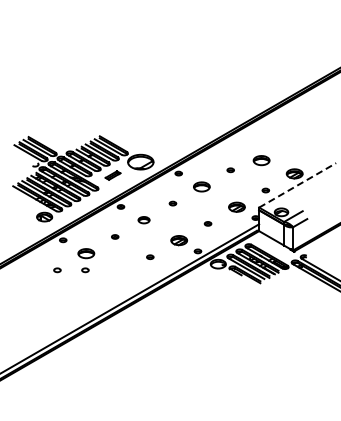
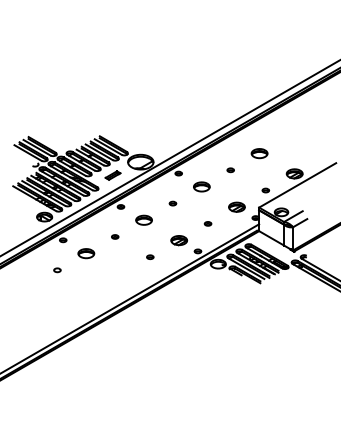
line: none -> present (169, 158)
part position: (261, 160) -> (259, 153) (259, 153)
line: dashed -> solid (298, 185)
part size: 14x9 px -> 18x12 px (143, 219)
part: present -> none (85, 270)
